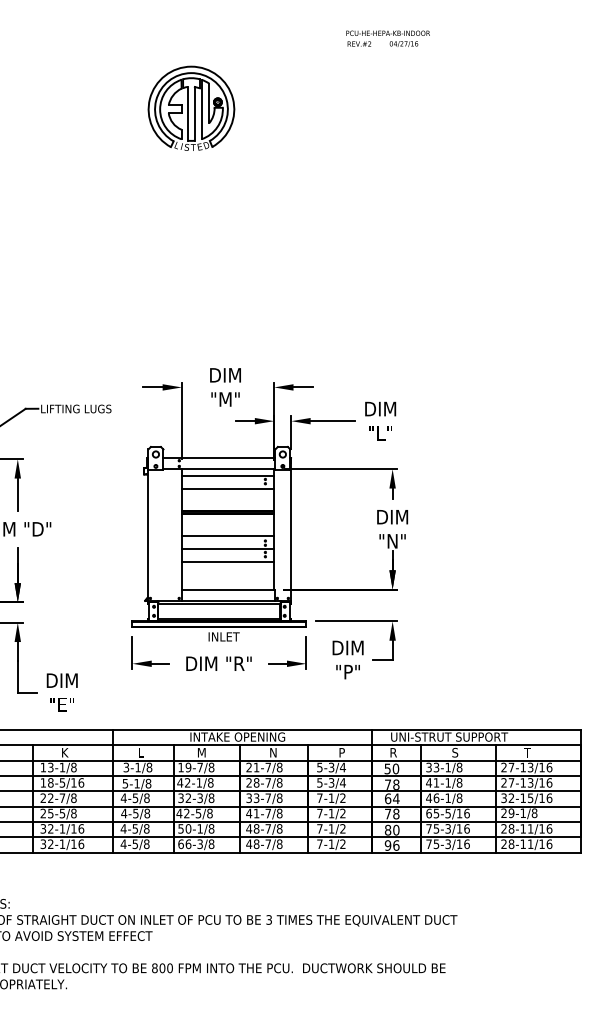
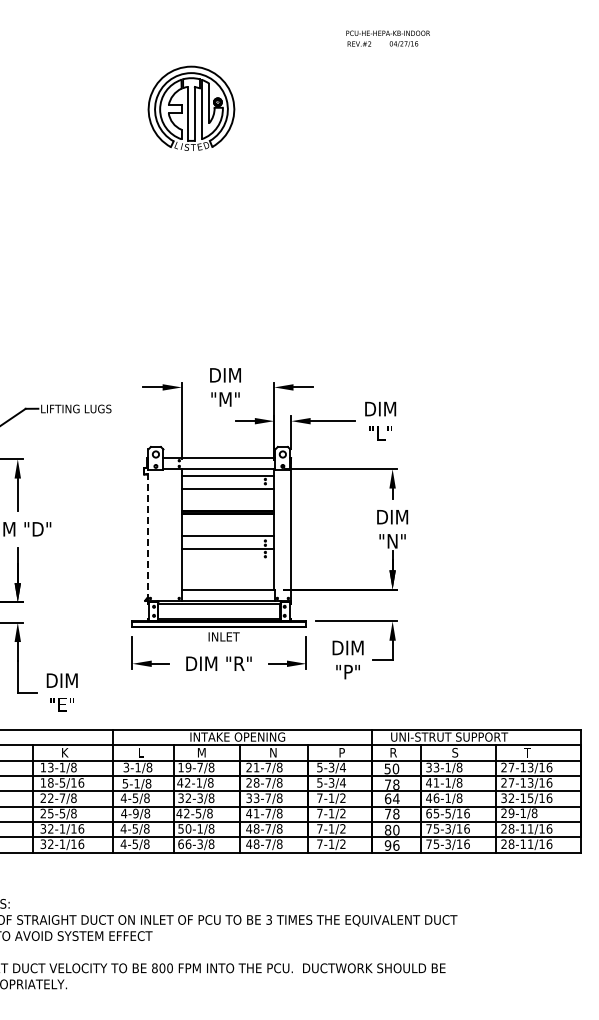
line: solid -> dashed (147, 534)
line: present -> none (227, 561)
text: 4-5/8 -> 4-9/8 (135, 813)
